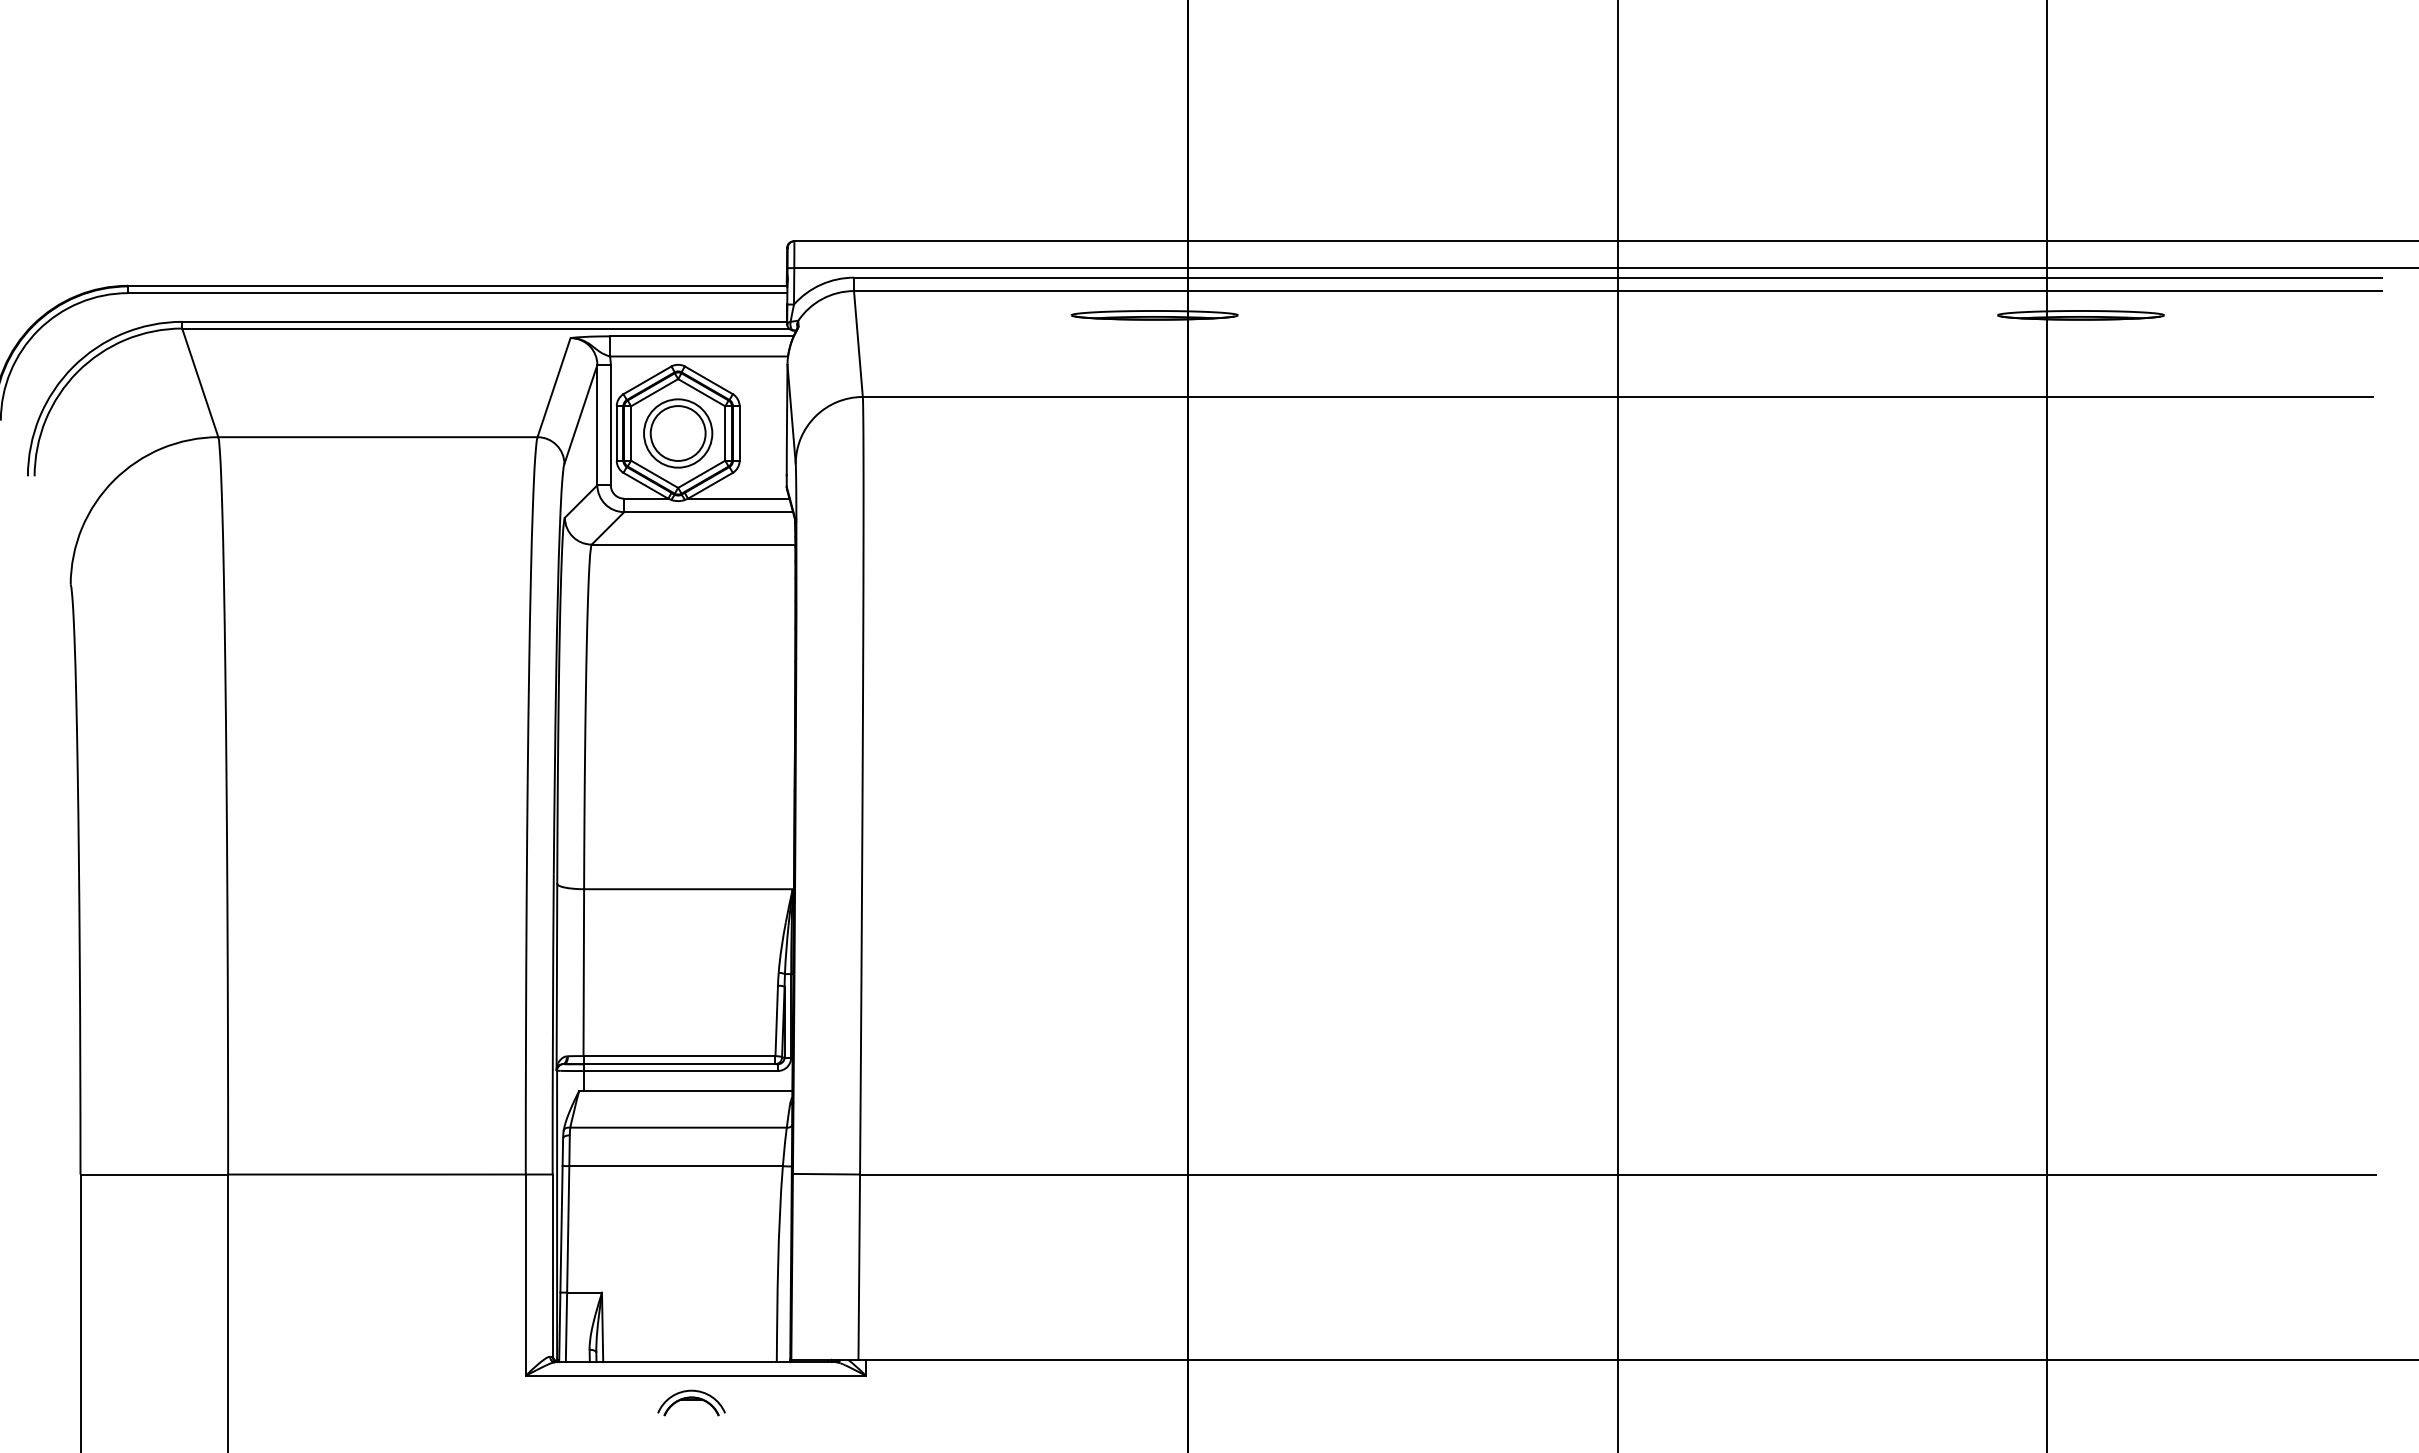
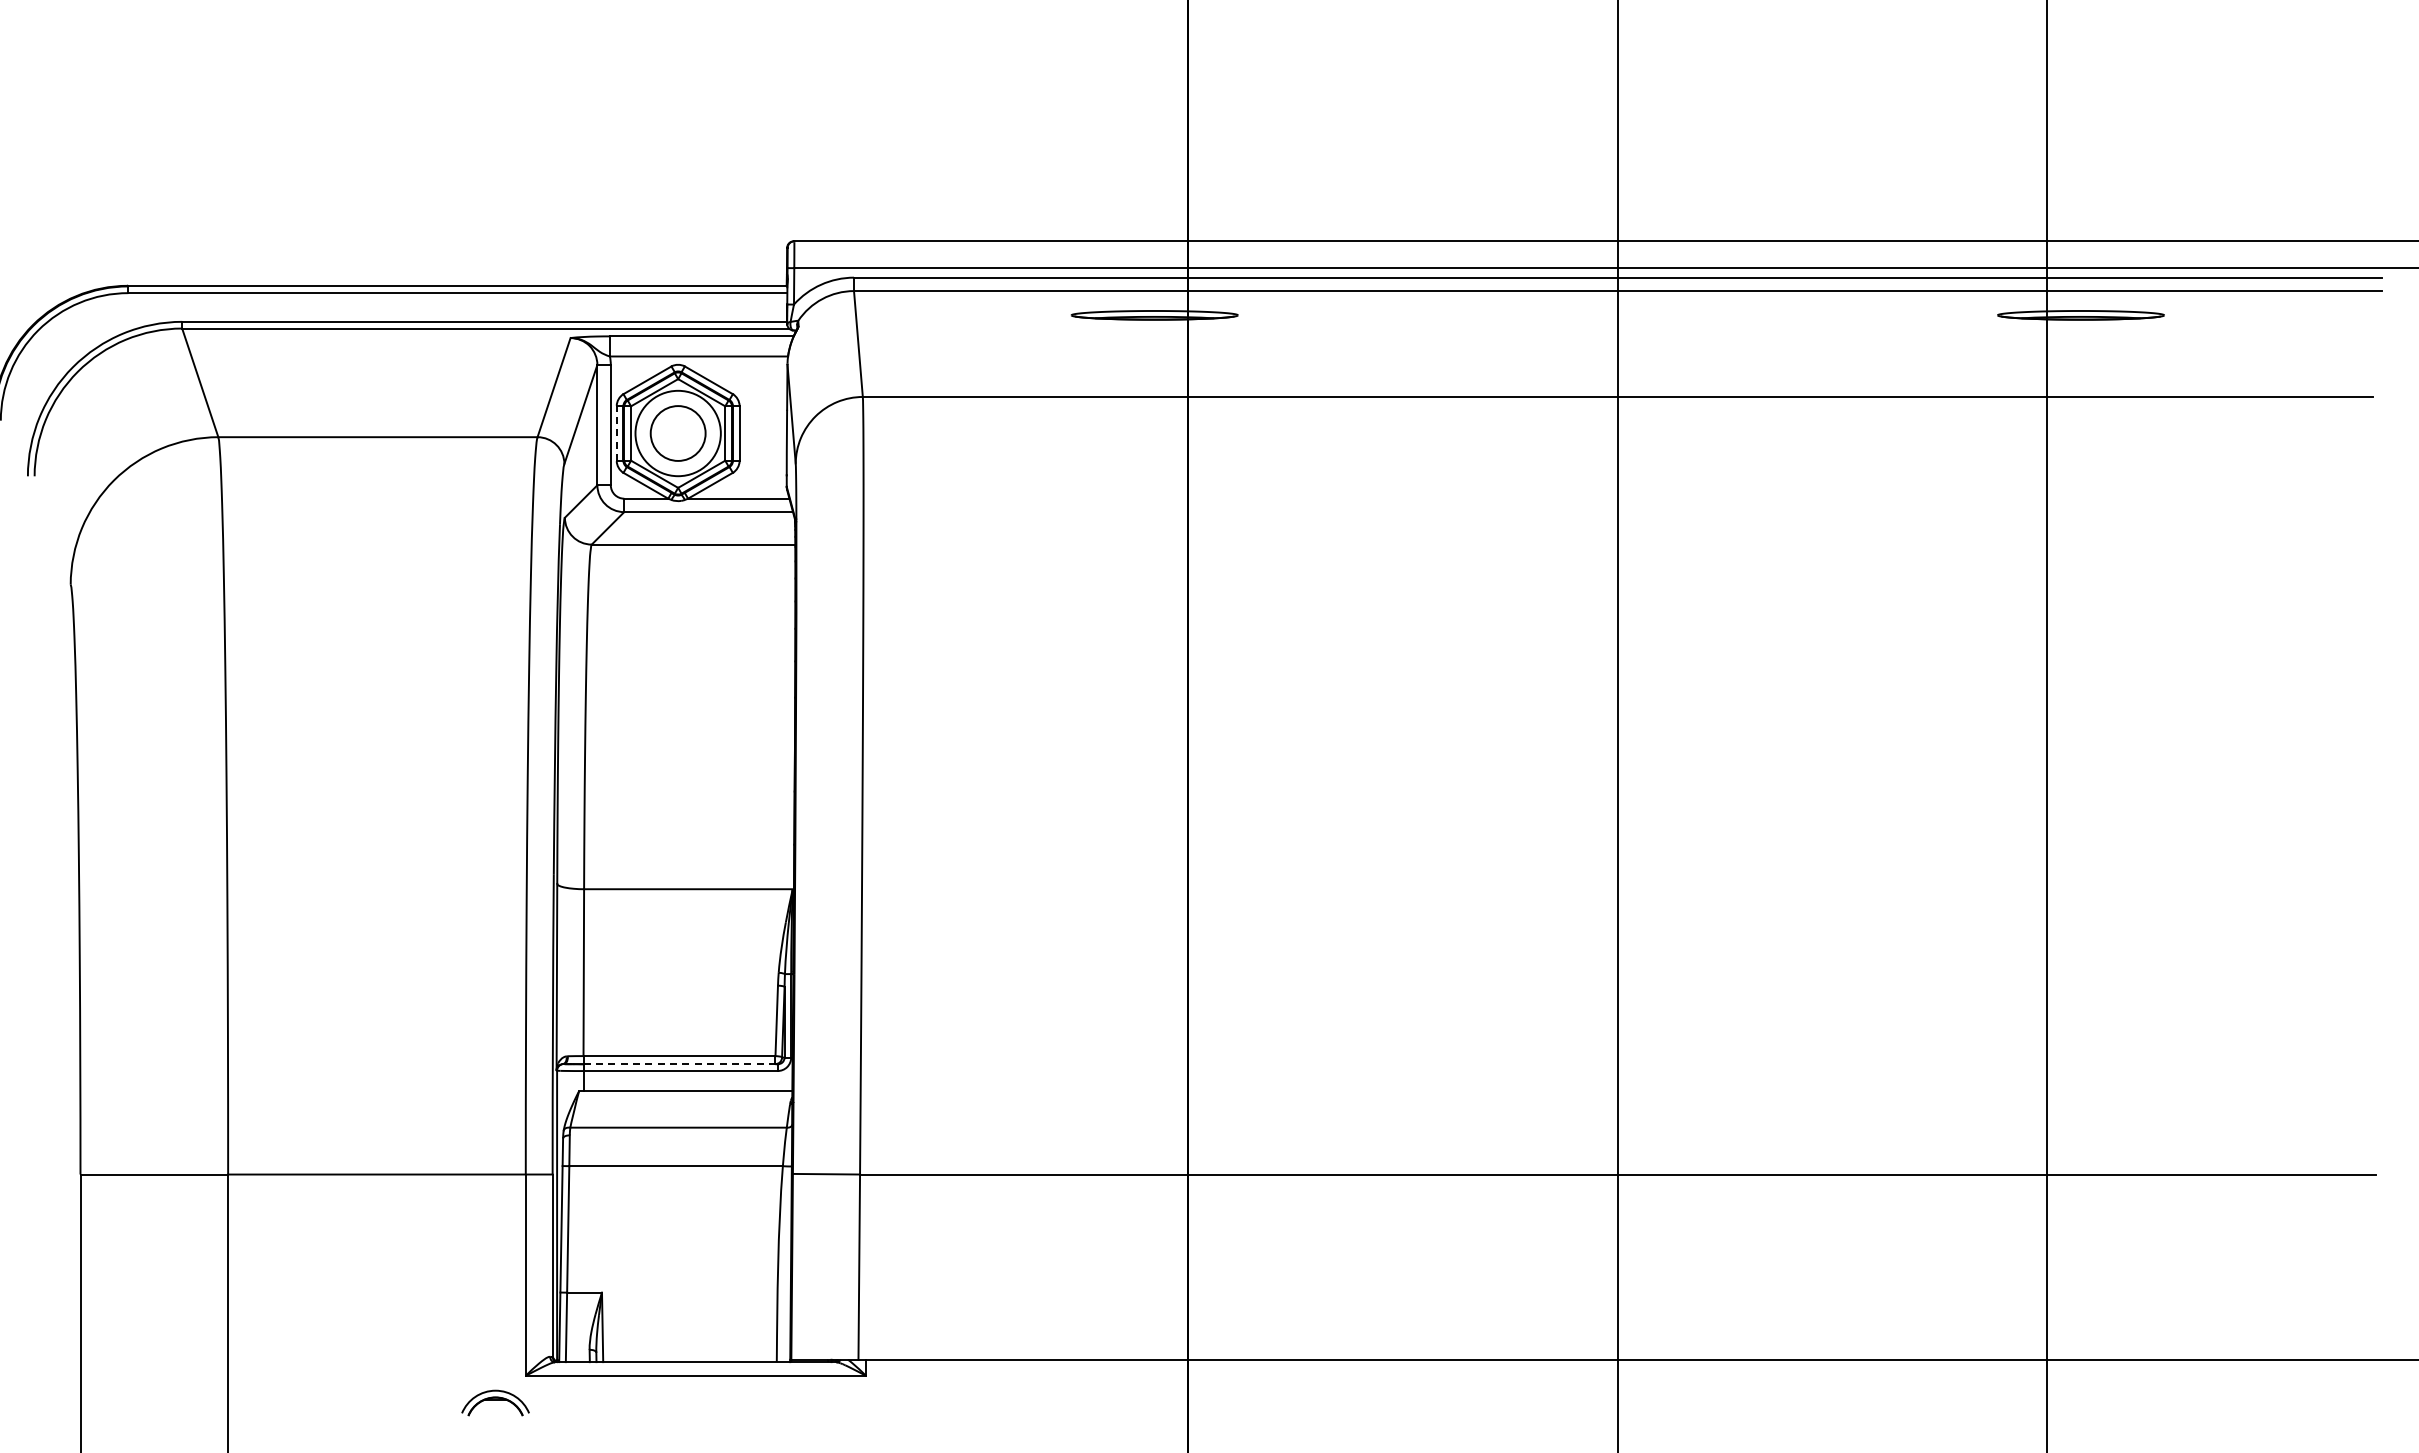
line: solid -> dashed (616, 433)
circle diameter: 68 px -> 85 px (677, 433)
line: solid -> dashed (679, 1064)
part position: (691, 1402) -> (495, 1402) (495, 1402)
